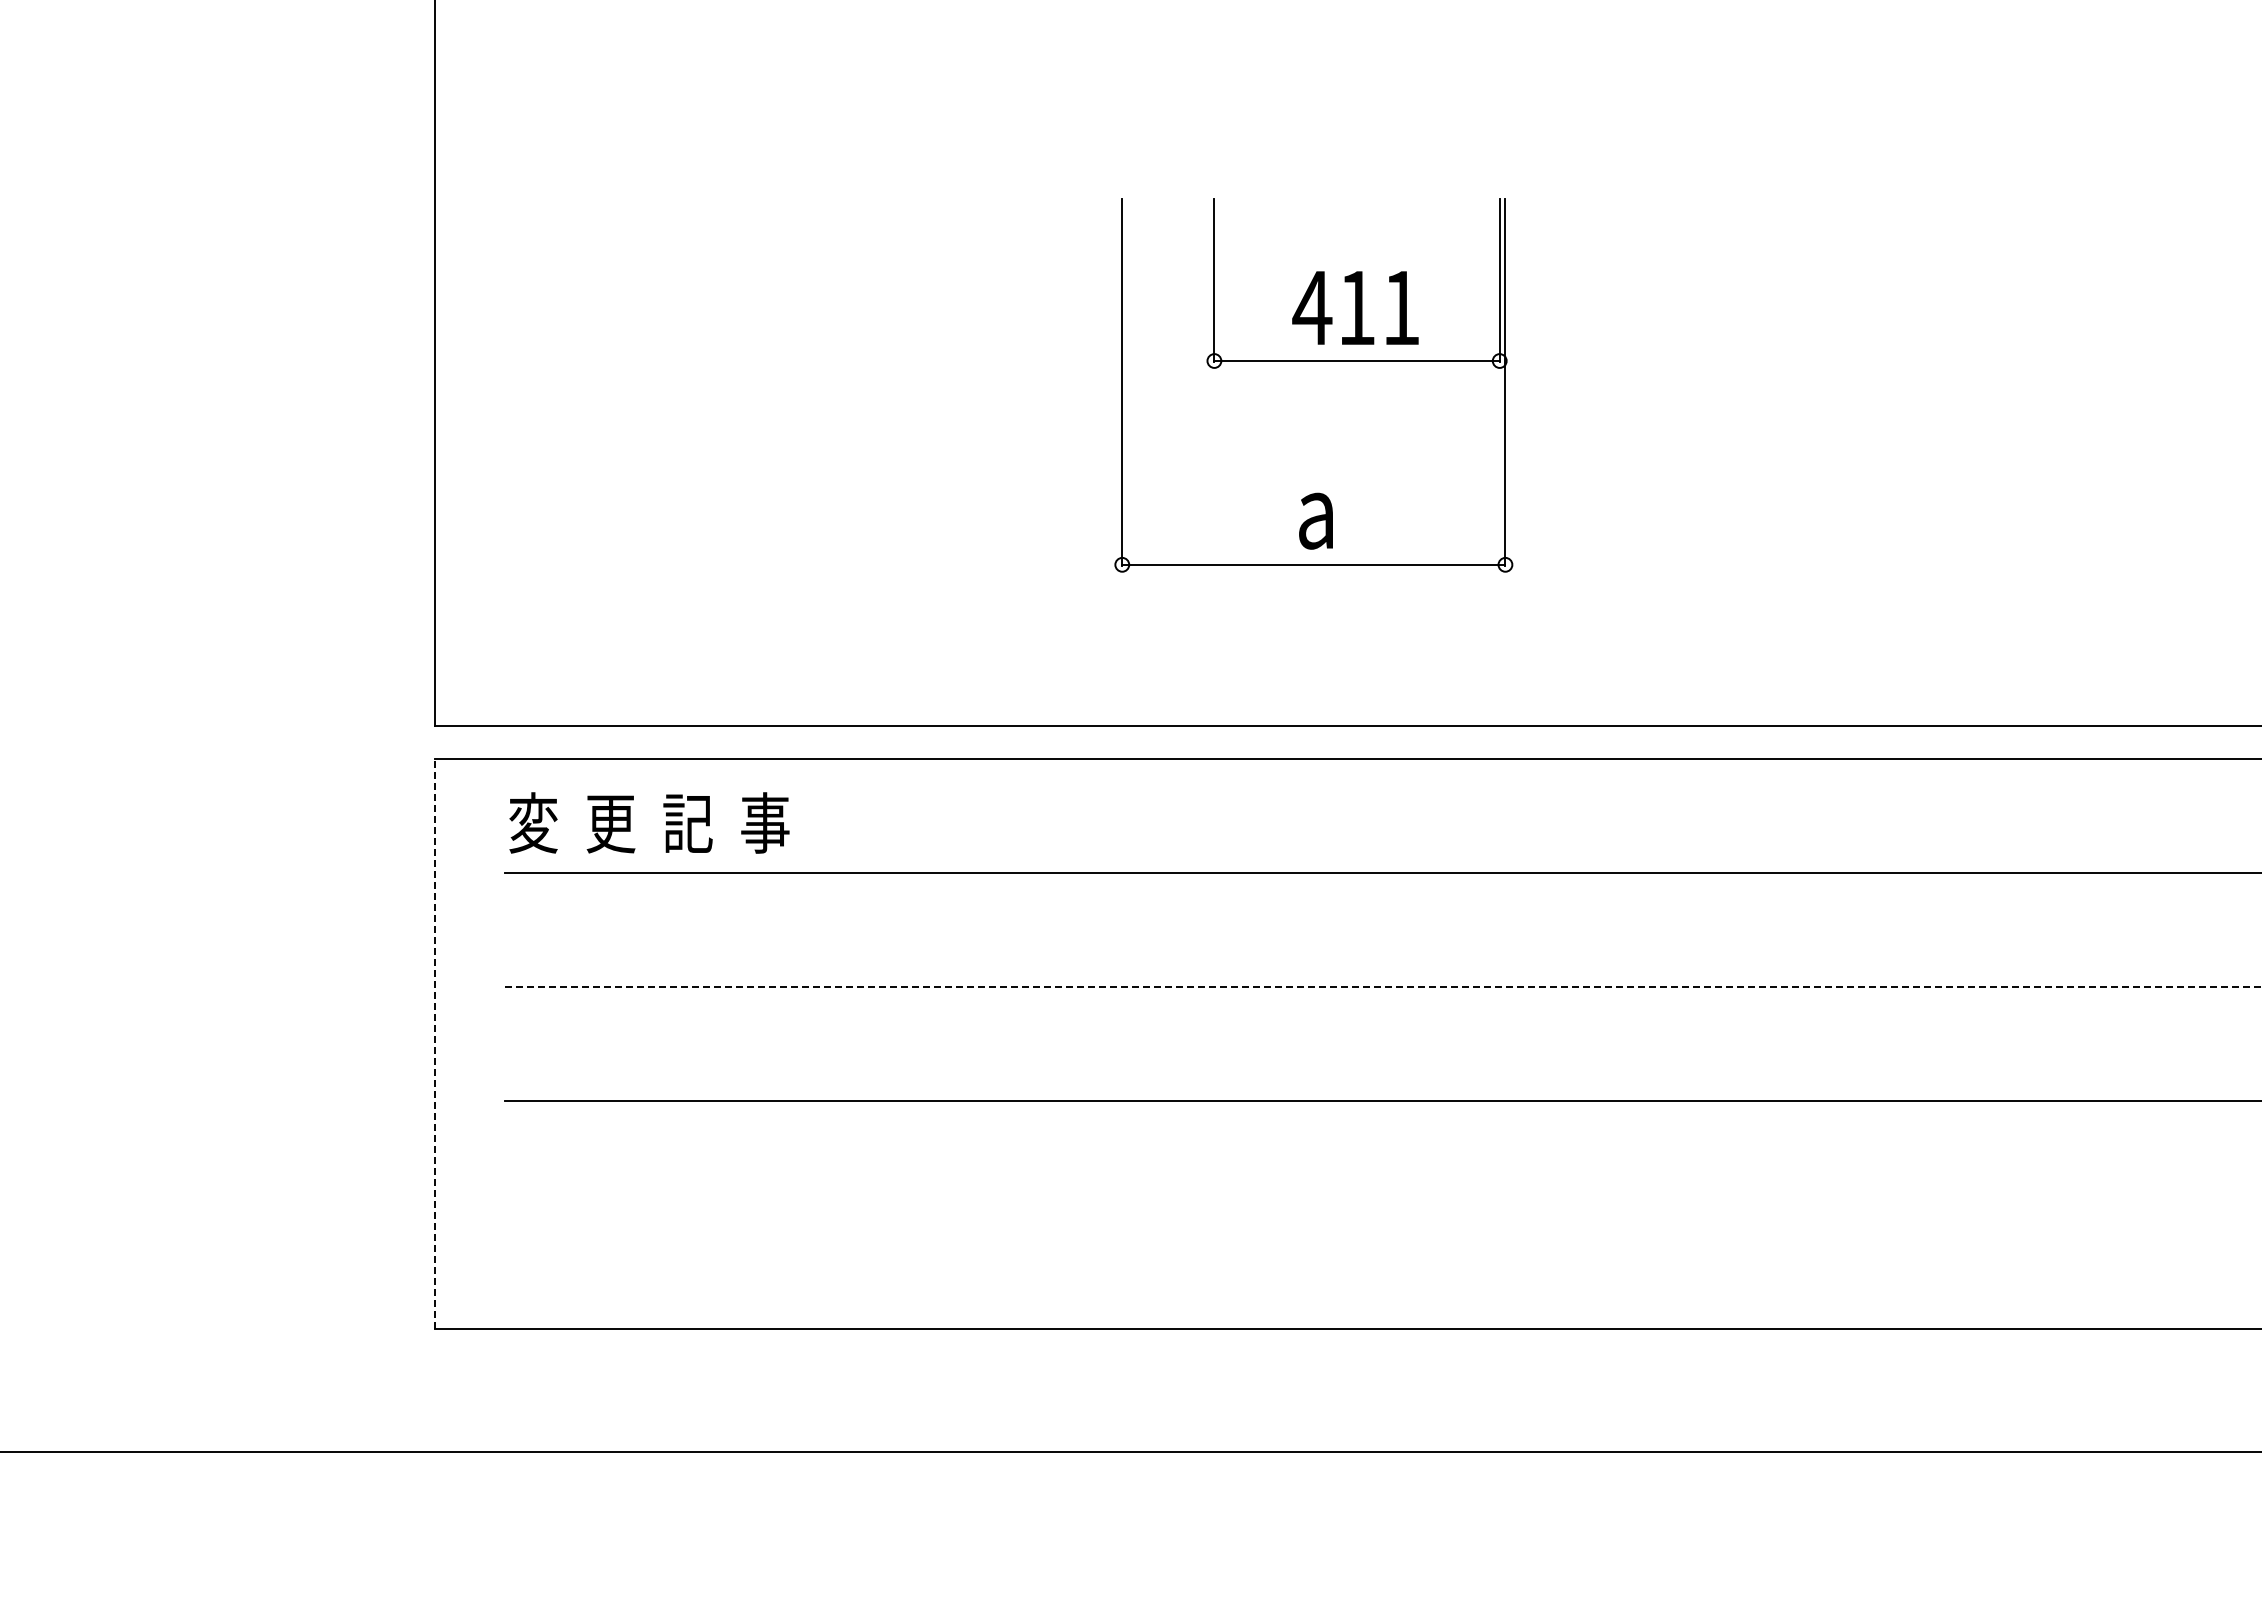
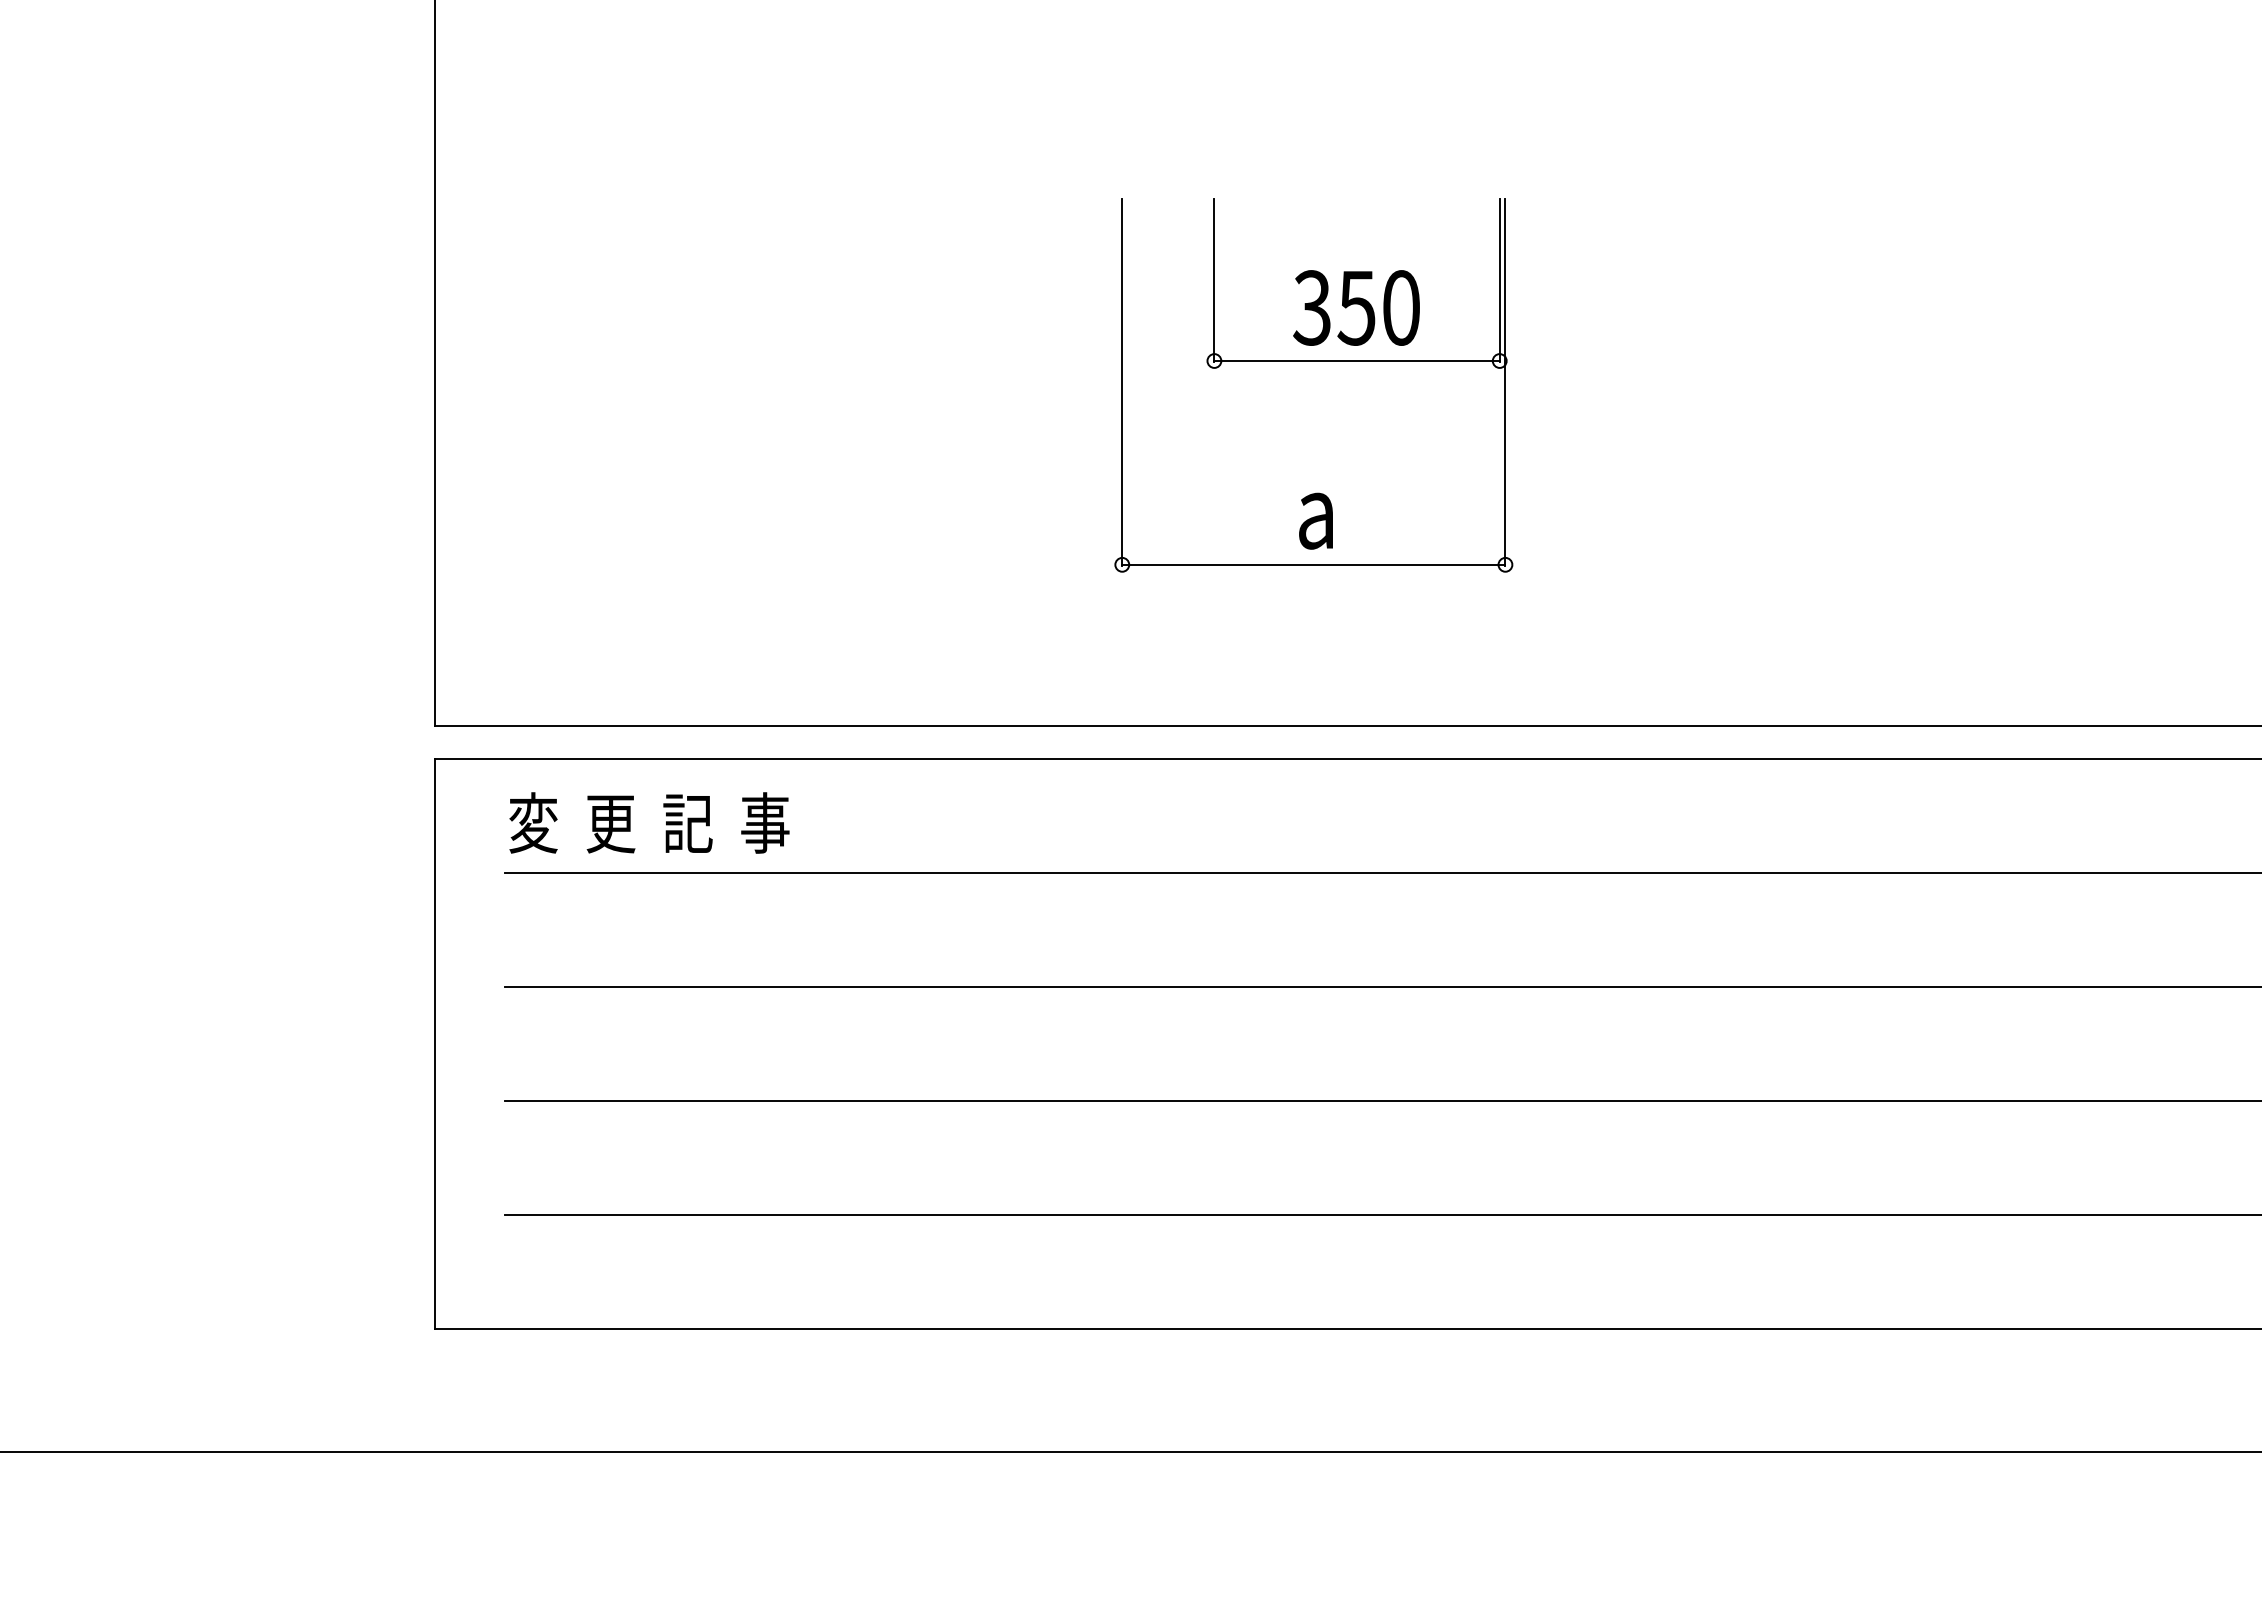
text: 411 -> 350 (1355, 307)
line: dashed -> solid (1383, 986)
line: dashed -> solid (435, 1043)
line: none -> present (1381, 1215)
